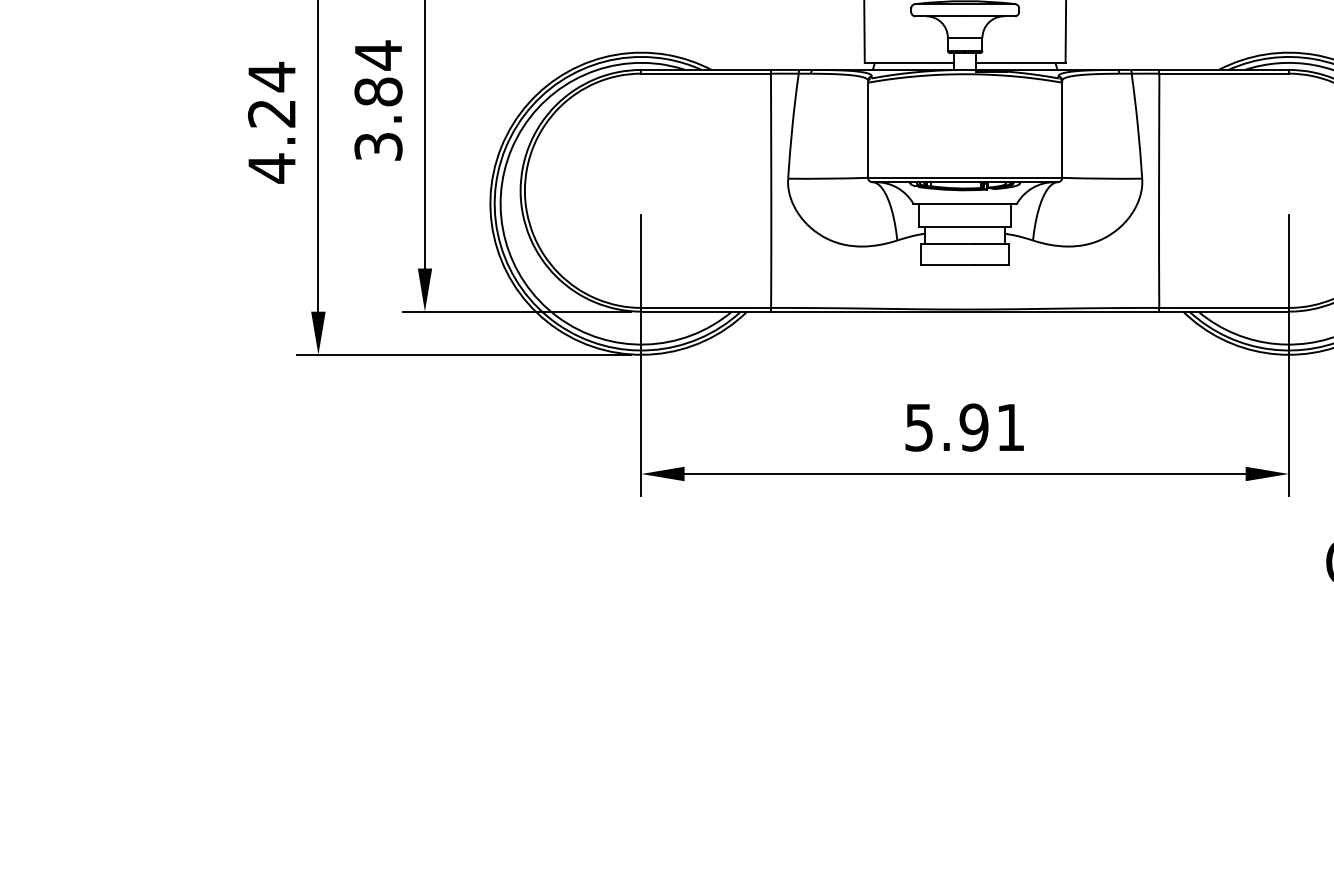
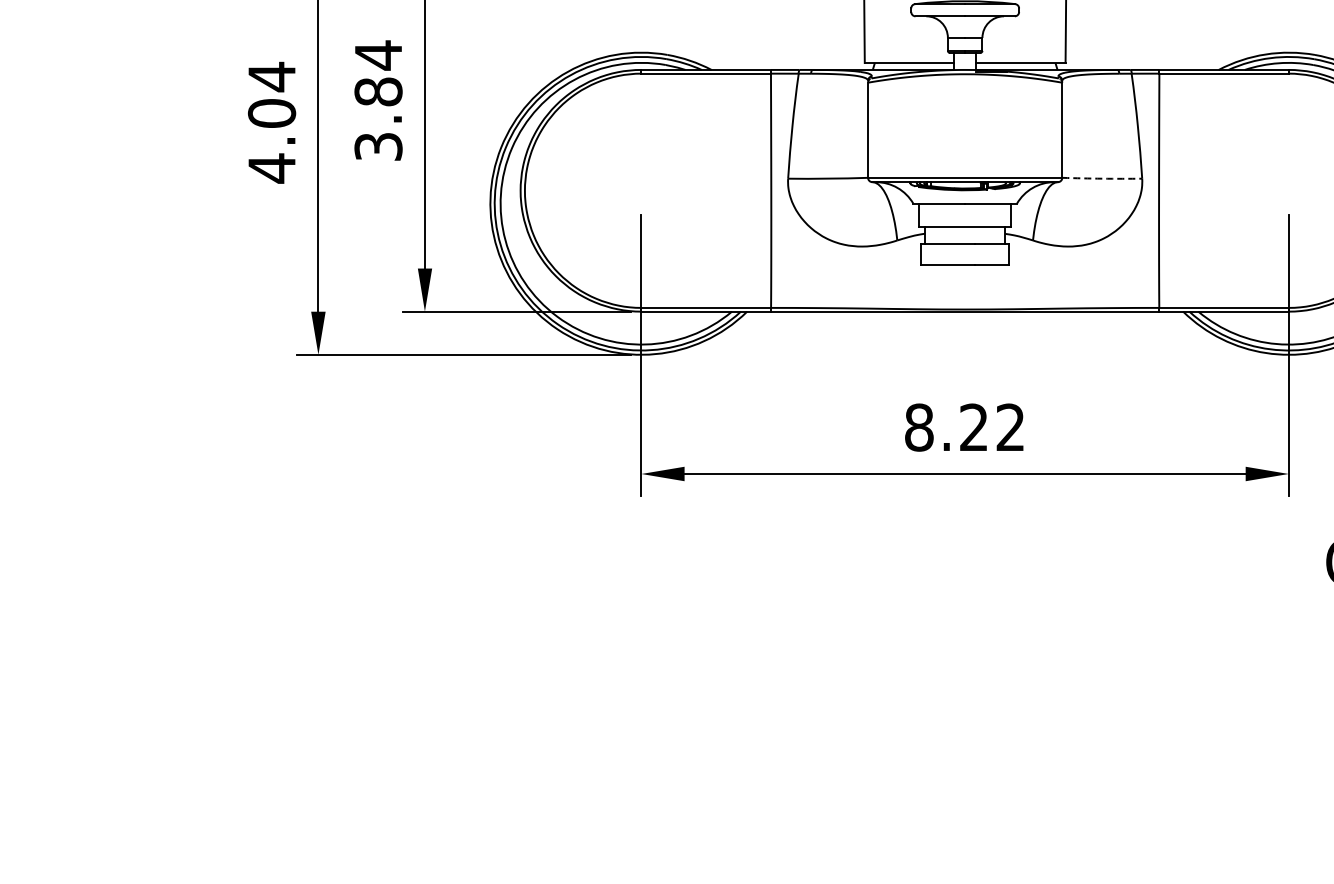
text: 4.24 -> 4.04 (271, 113)
arc: solid -> dashed (1102, 178)
text: 5.91 -> 8.22 (964, 427)
